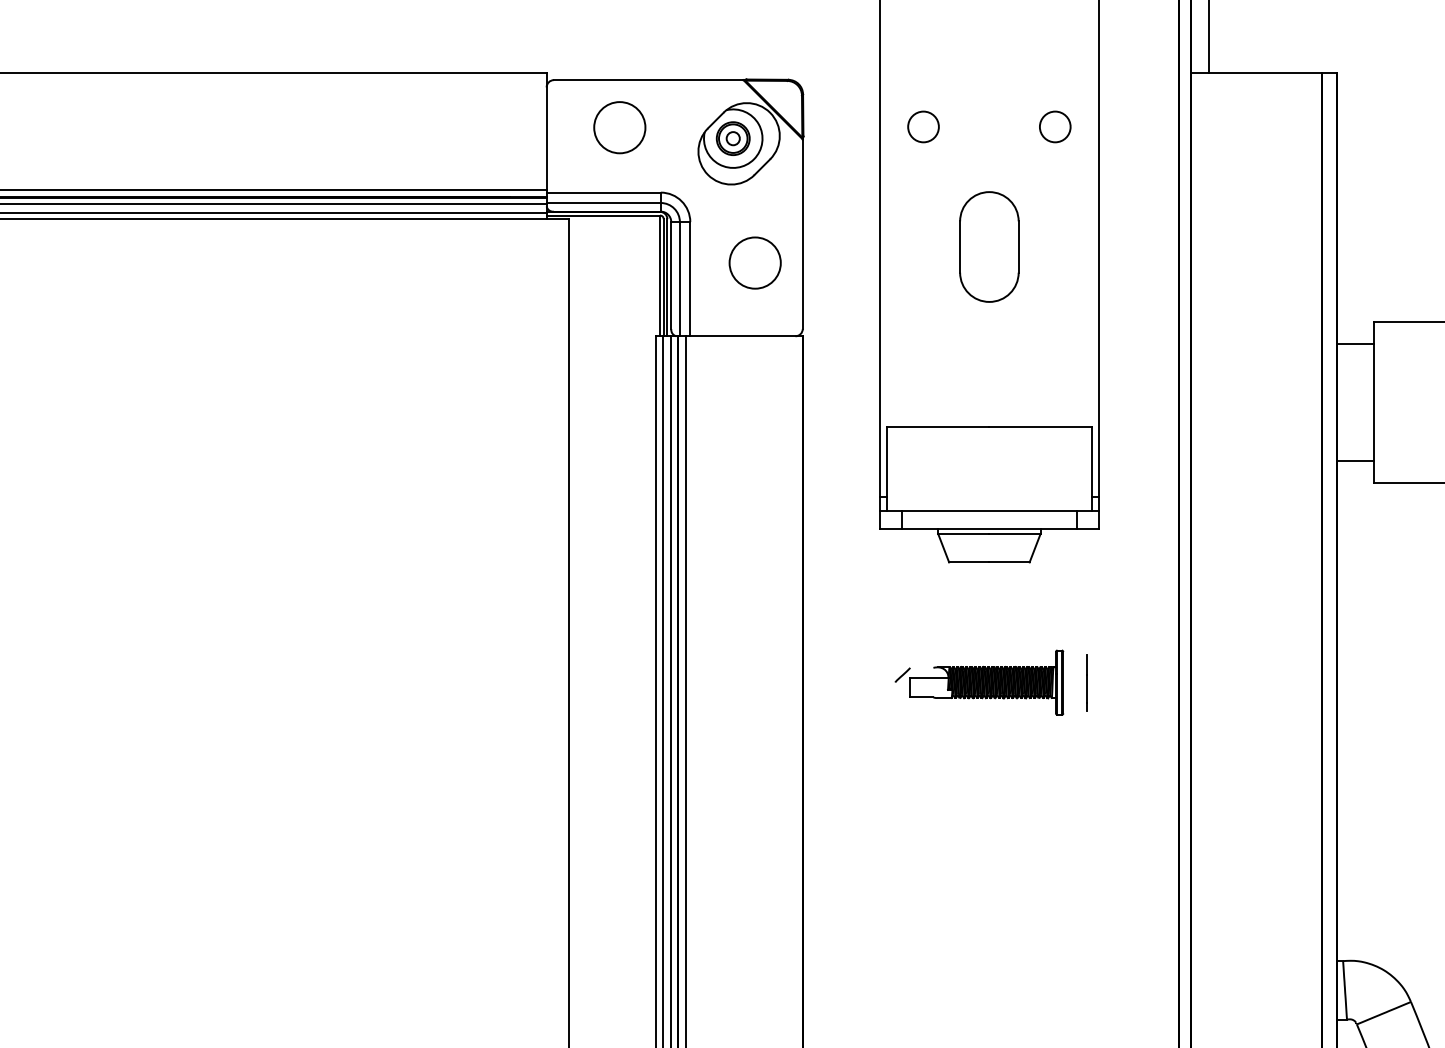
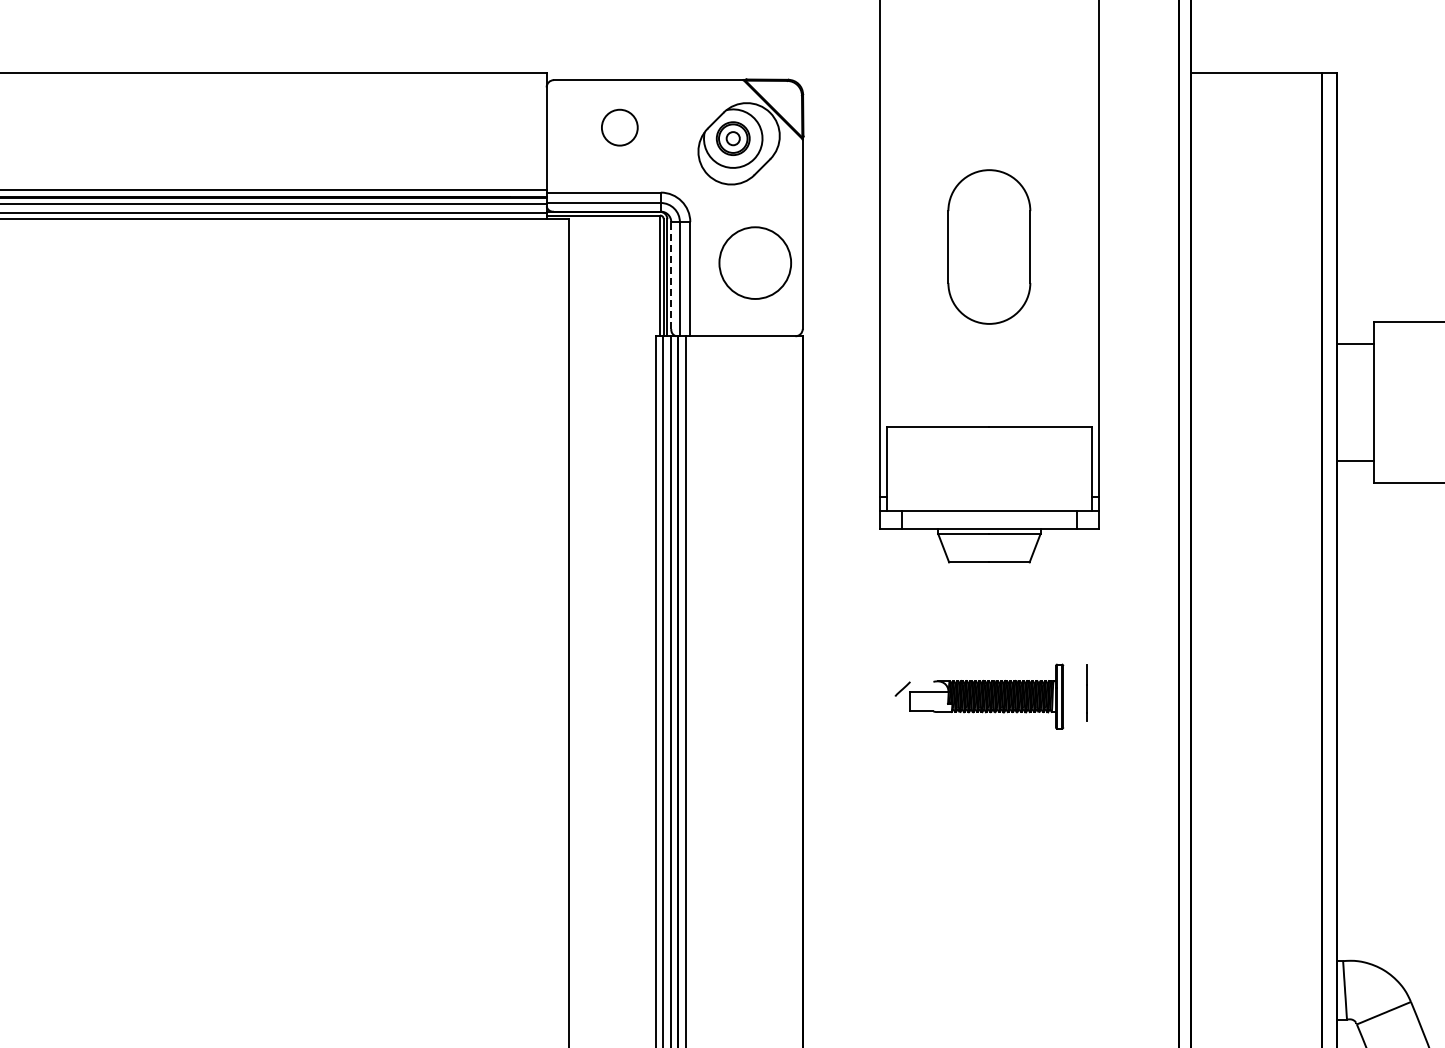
line: present -> none (1208, 37)
circle: present -> none (923, 126)
circle: present -> none (1055, 126)
circle diameter: 51 px -> 36 px (619, 127)
part size: 61x112 px -> 85x156 px (989, 246)
circle size: 54x54 px -> 74x74 px (754, 262)
line: solid -> dashed (671, 275)
part position: (979, 682) -> (979, 696) (979, 696)
line position: (1086, 682) -> (1086, 692) (1086, 692)
